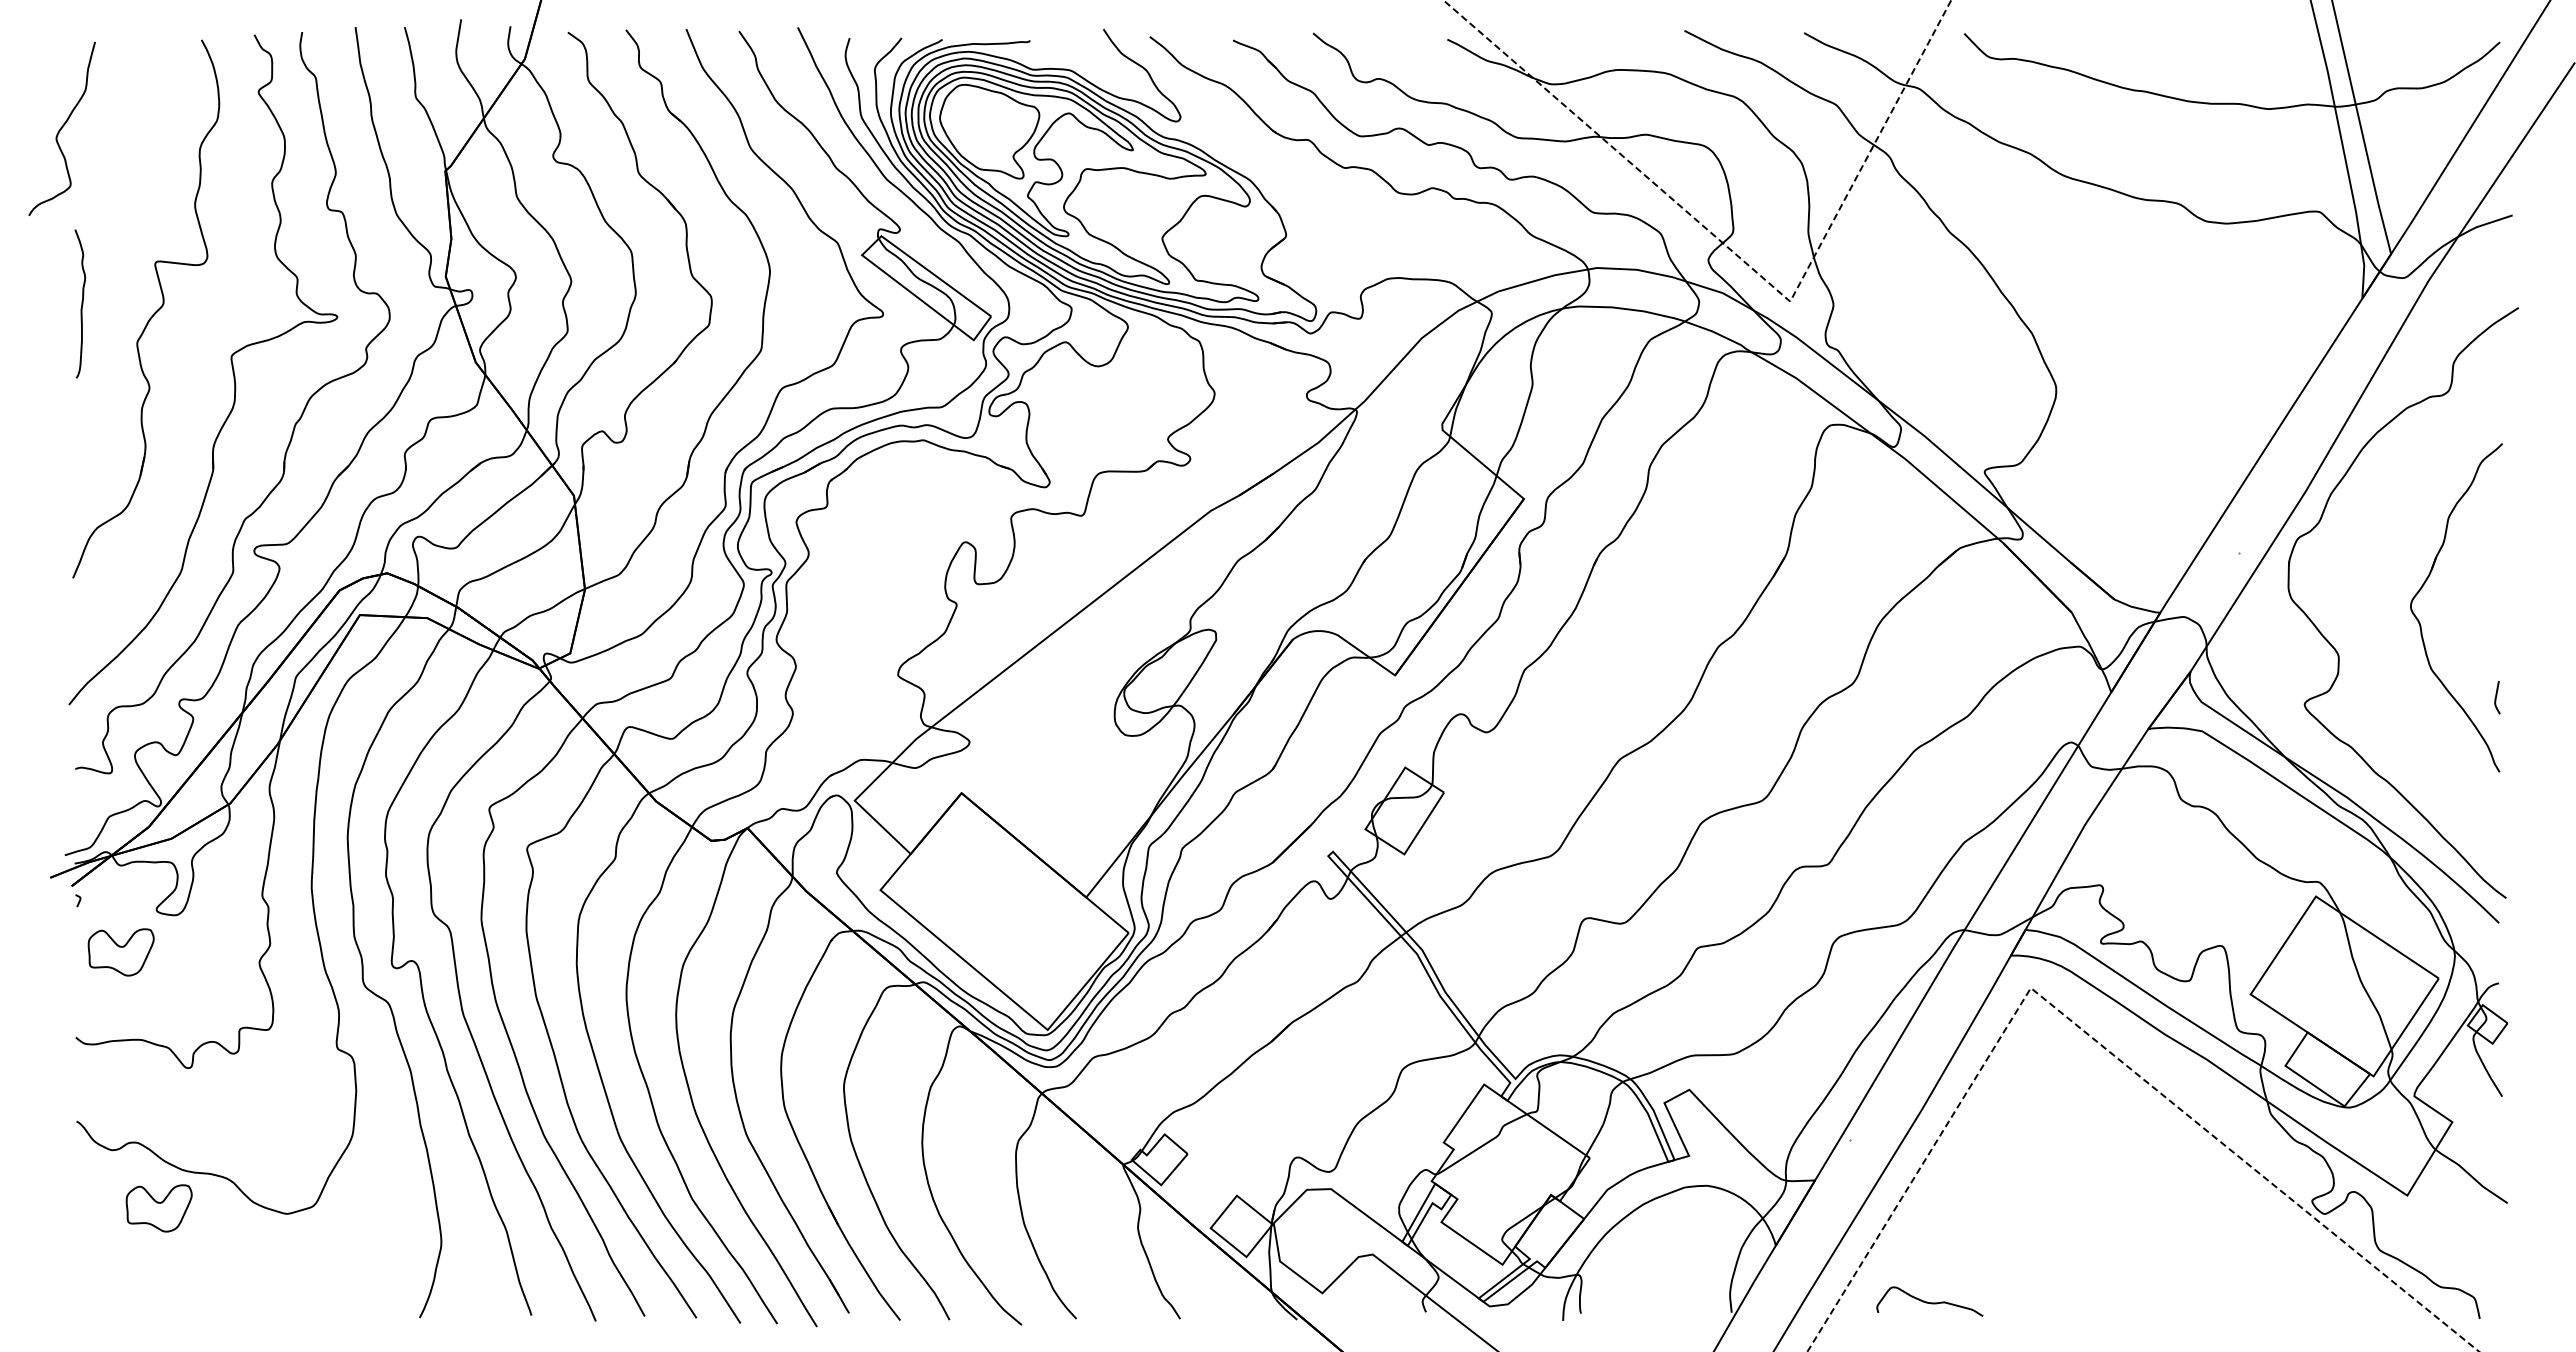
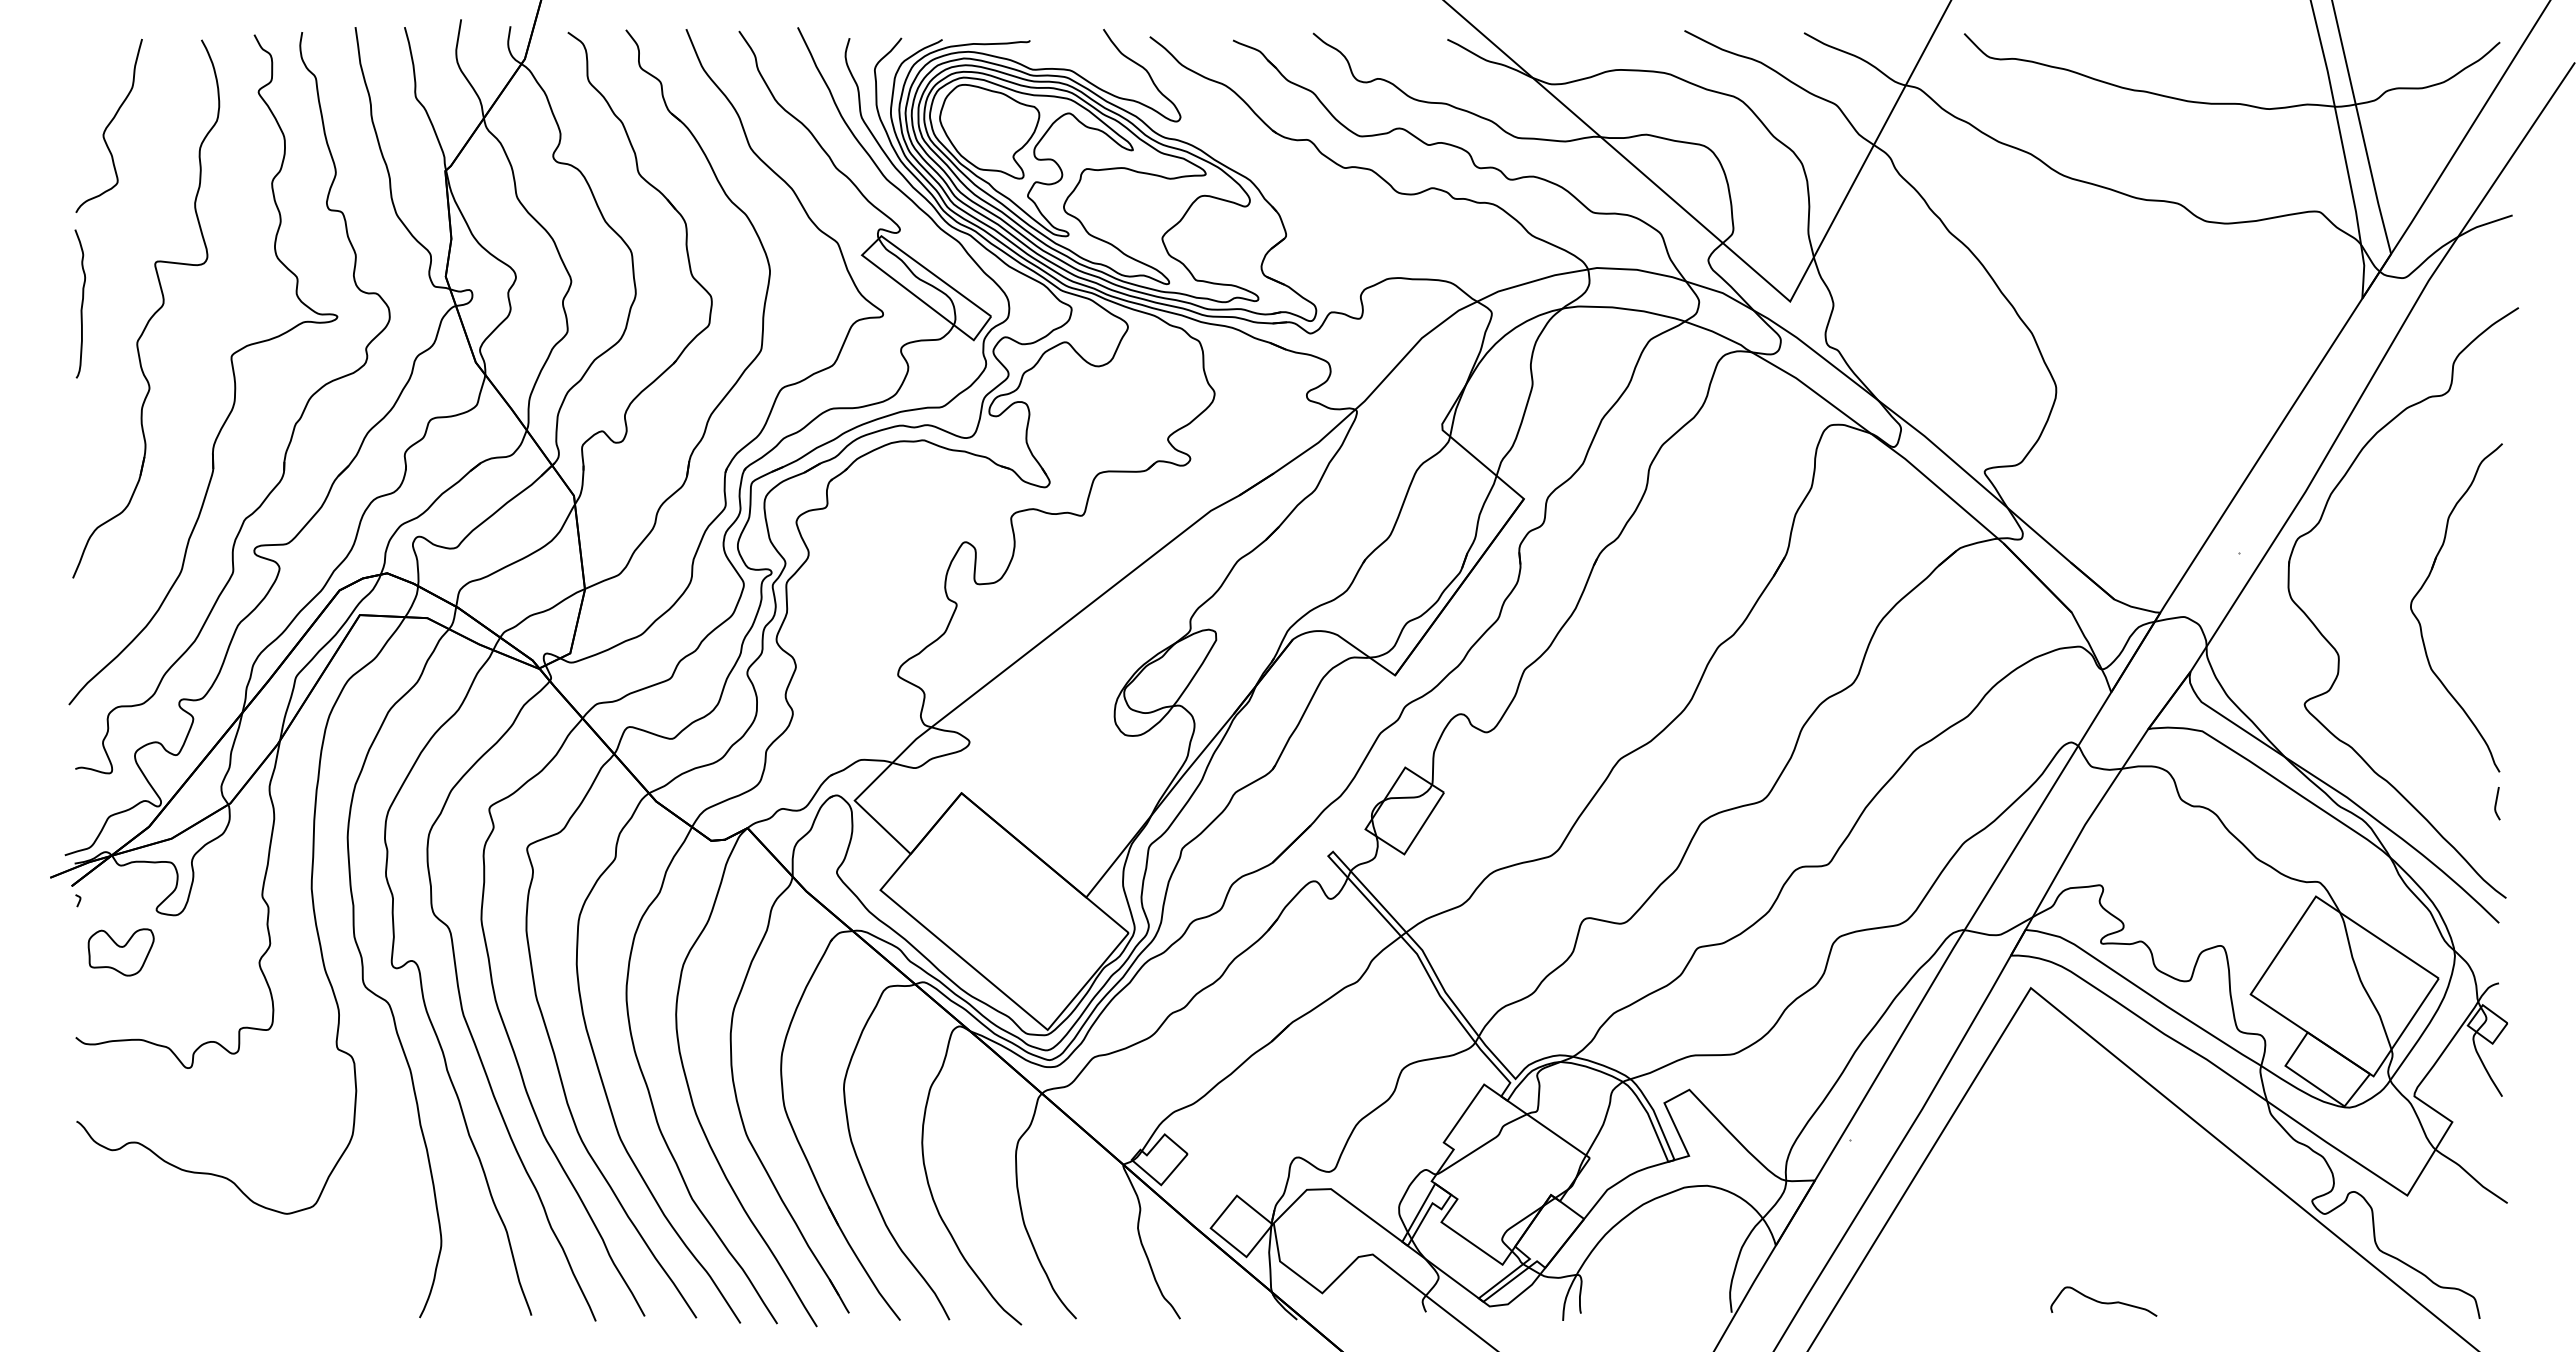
curve position: (61, 128) -> (108, 125) (108, 125)
line: dashed -> solid (1745, 262)
curve position: (2496, 697) -> (2496, 803) (2496, 803)
line: dashed -> solid (2089, 1035)
part: present -> none (158, 1208)
curve position: (1929, 1302) -> (2103, 1302) (2103, 1302)
